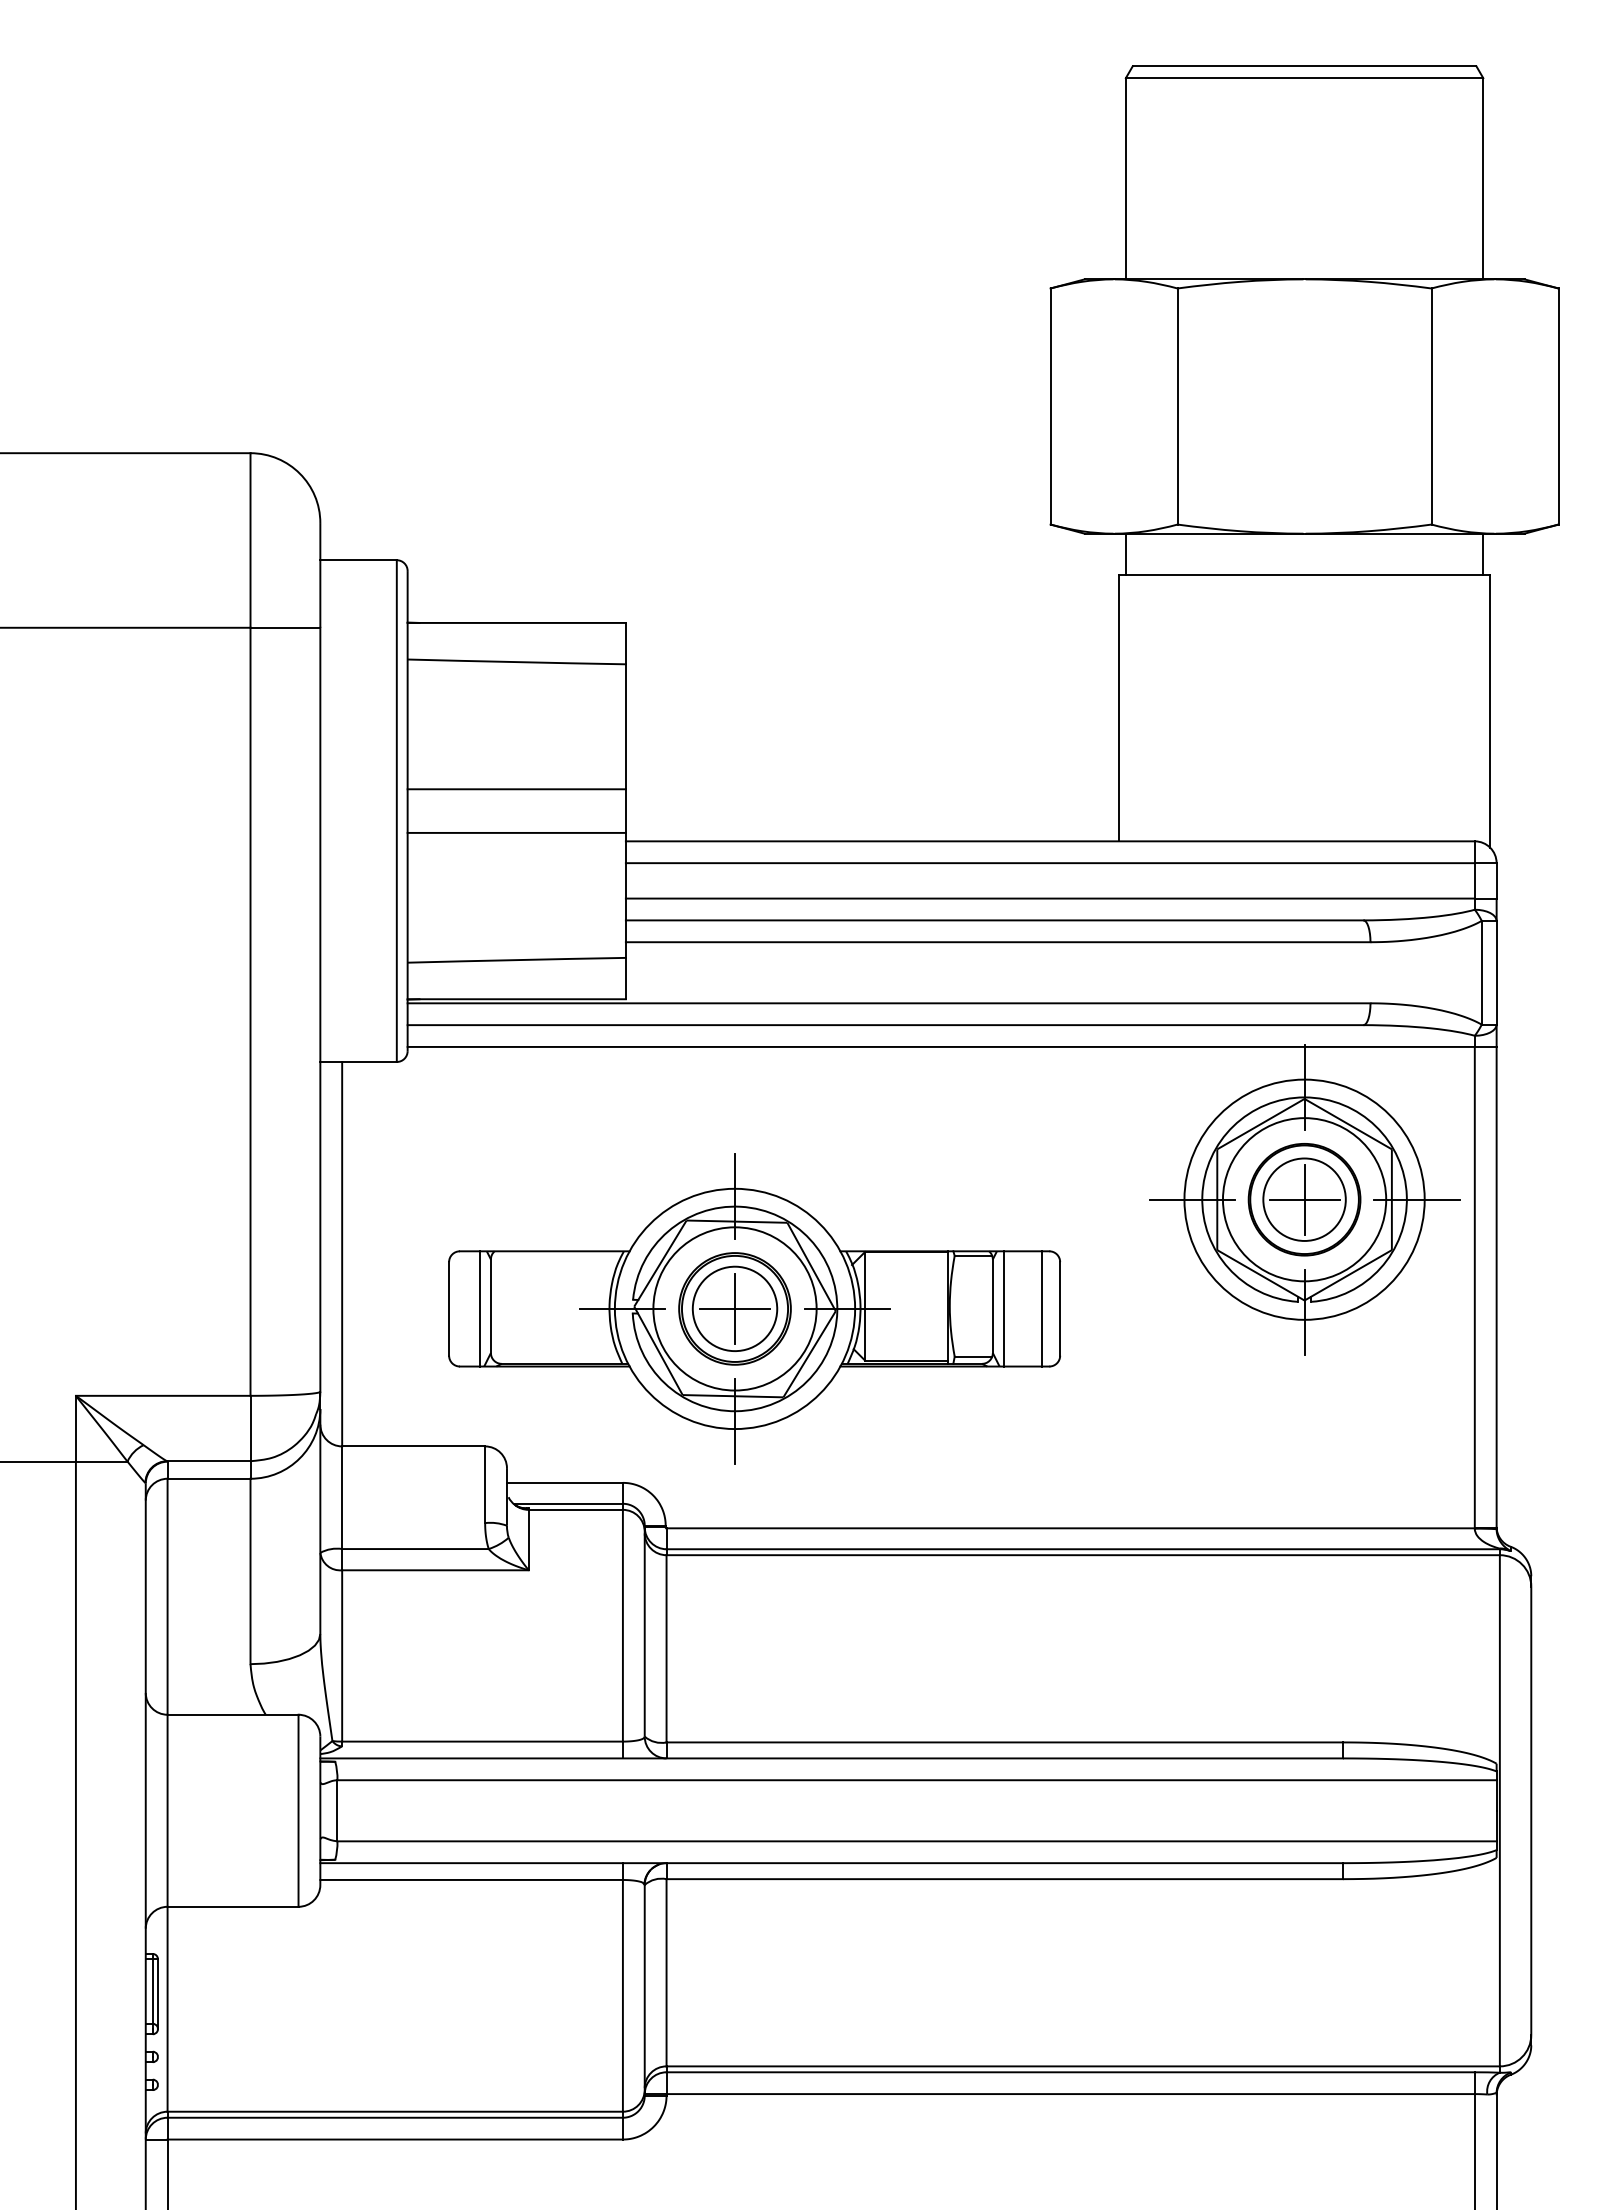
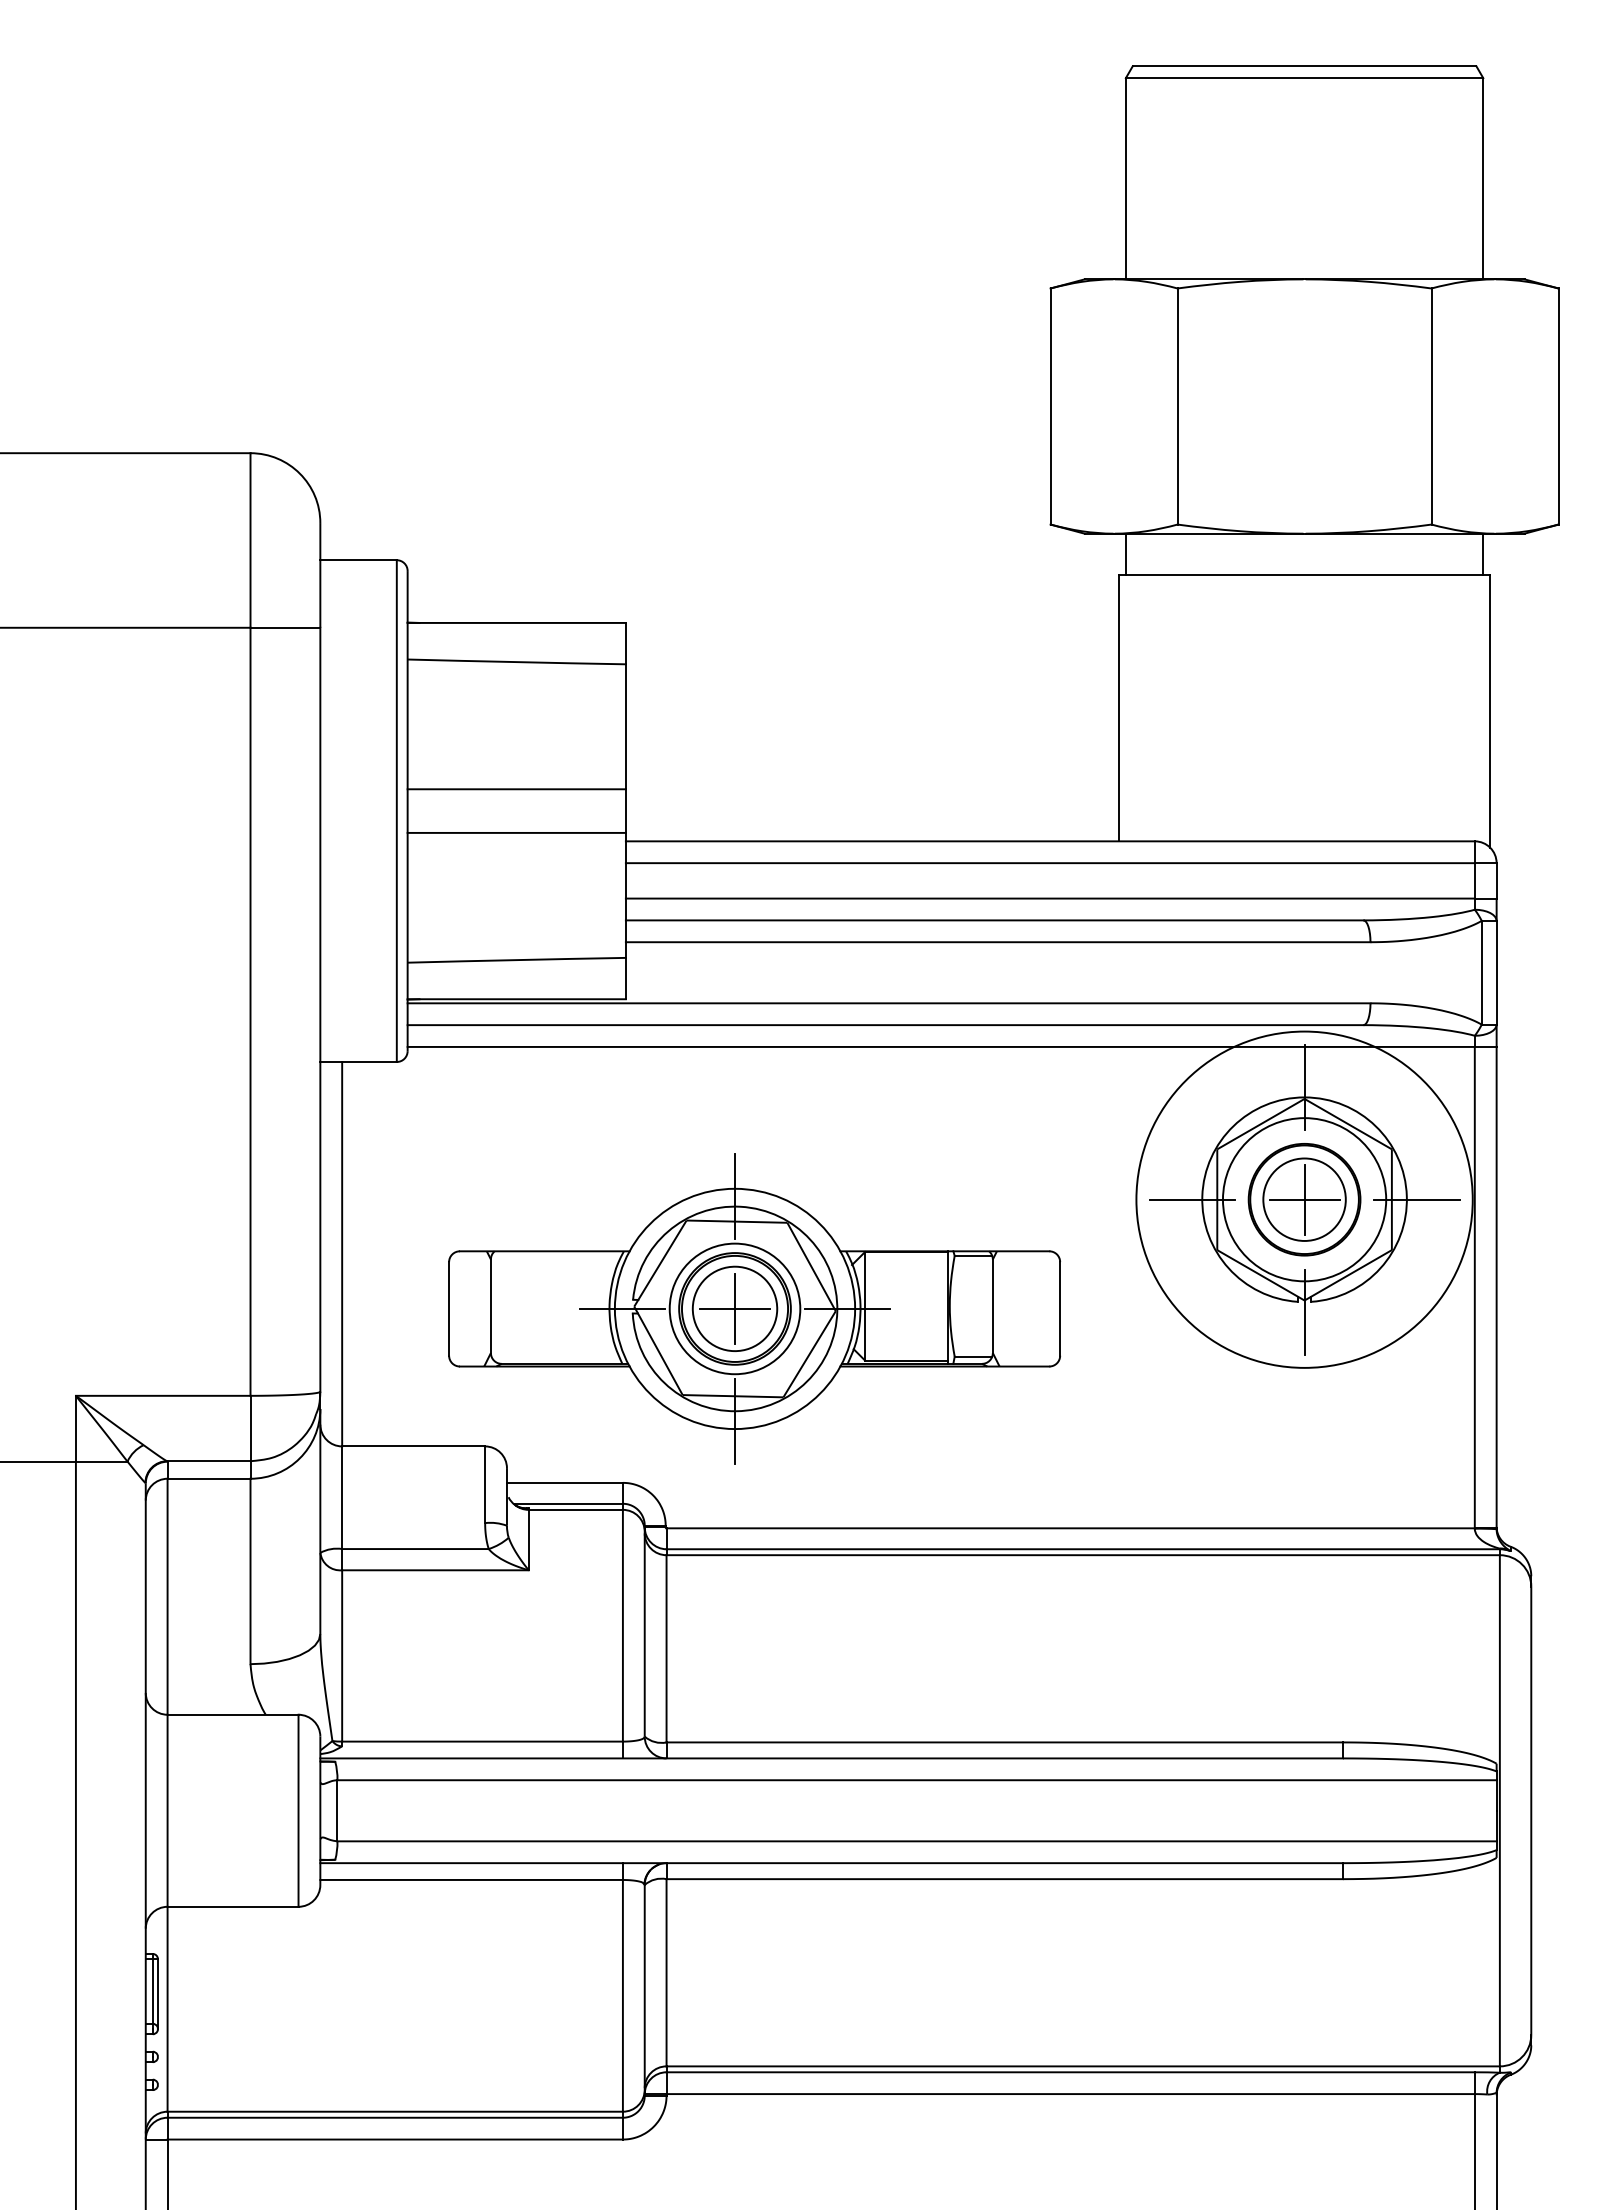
circle diameter: 240 px -> 336 px (1304, 1199)
line: present -> none (480, 1308)
circle diameter: 163 px -> 131 px (734, 1308)
line: present -> none (1003, 1308)
line: present -> none (1042, 1308)
